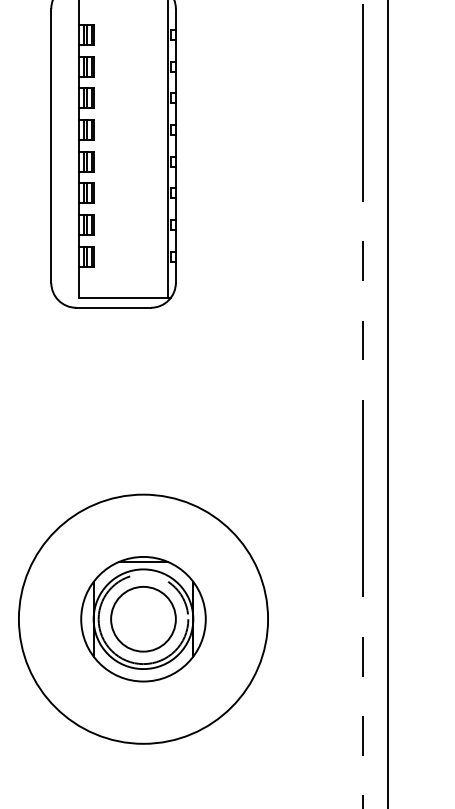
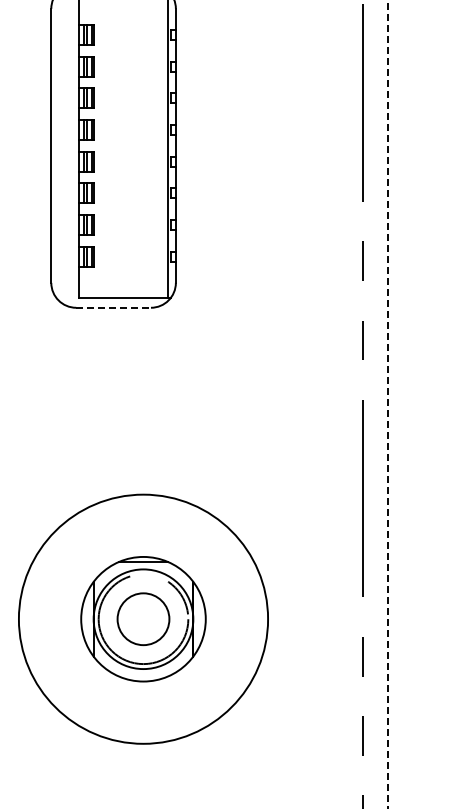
line: solid -> dashed (114, 307)
line: solid -> dashed (387, 404)
circle diameter: 65 px -> 52 px (143, 619)
